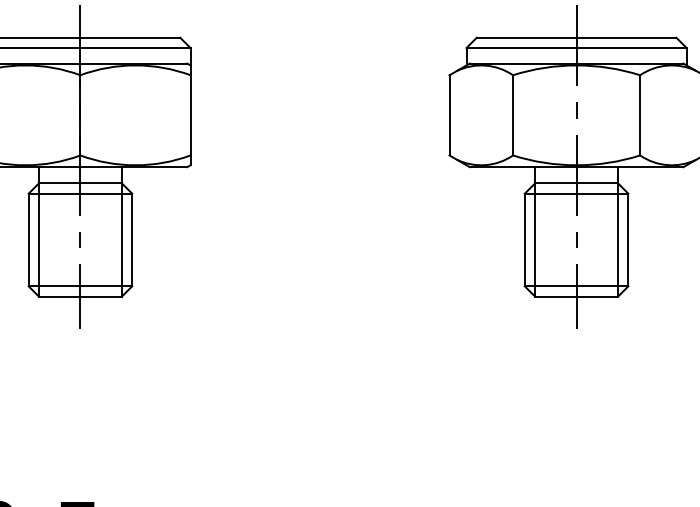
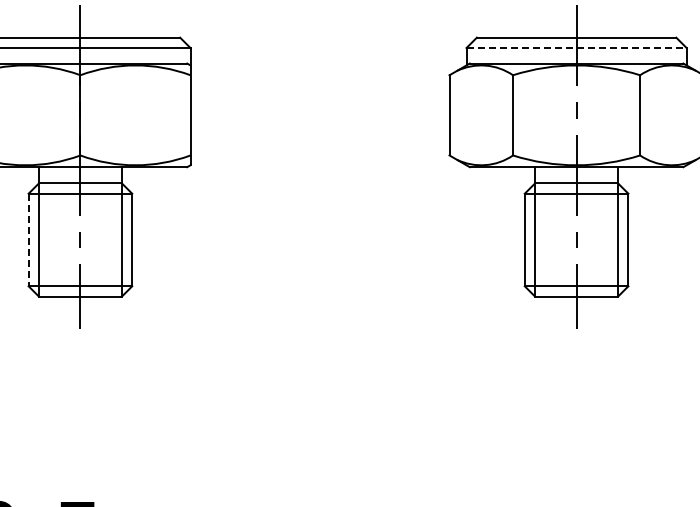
line: solid -> dashed (577, 48)
line: solid -> dashed (28, 240)
